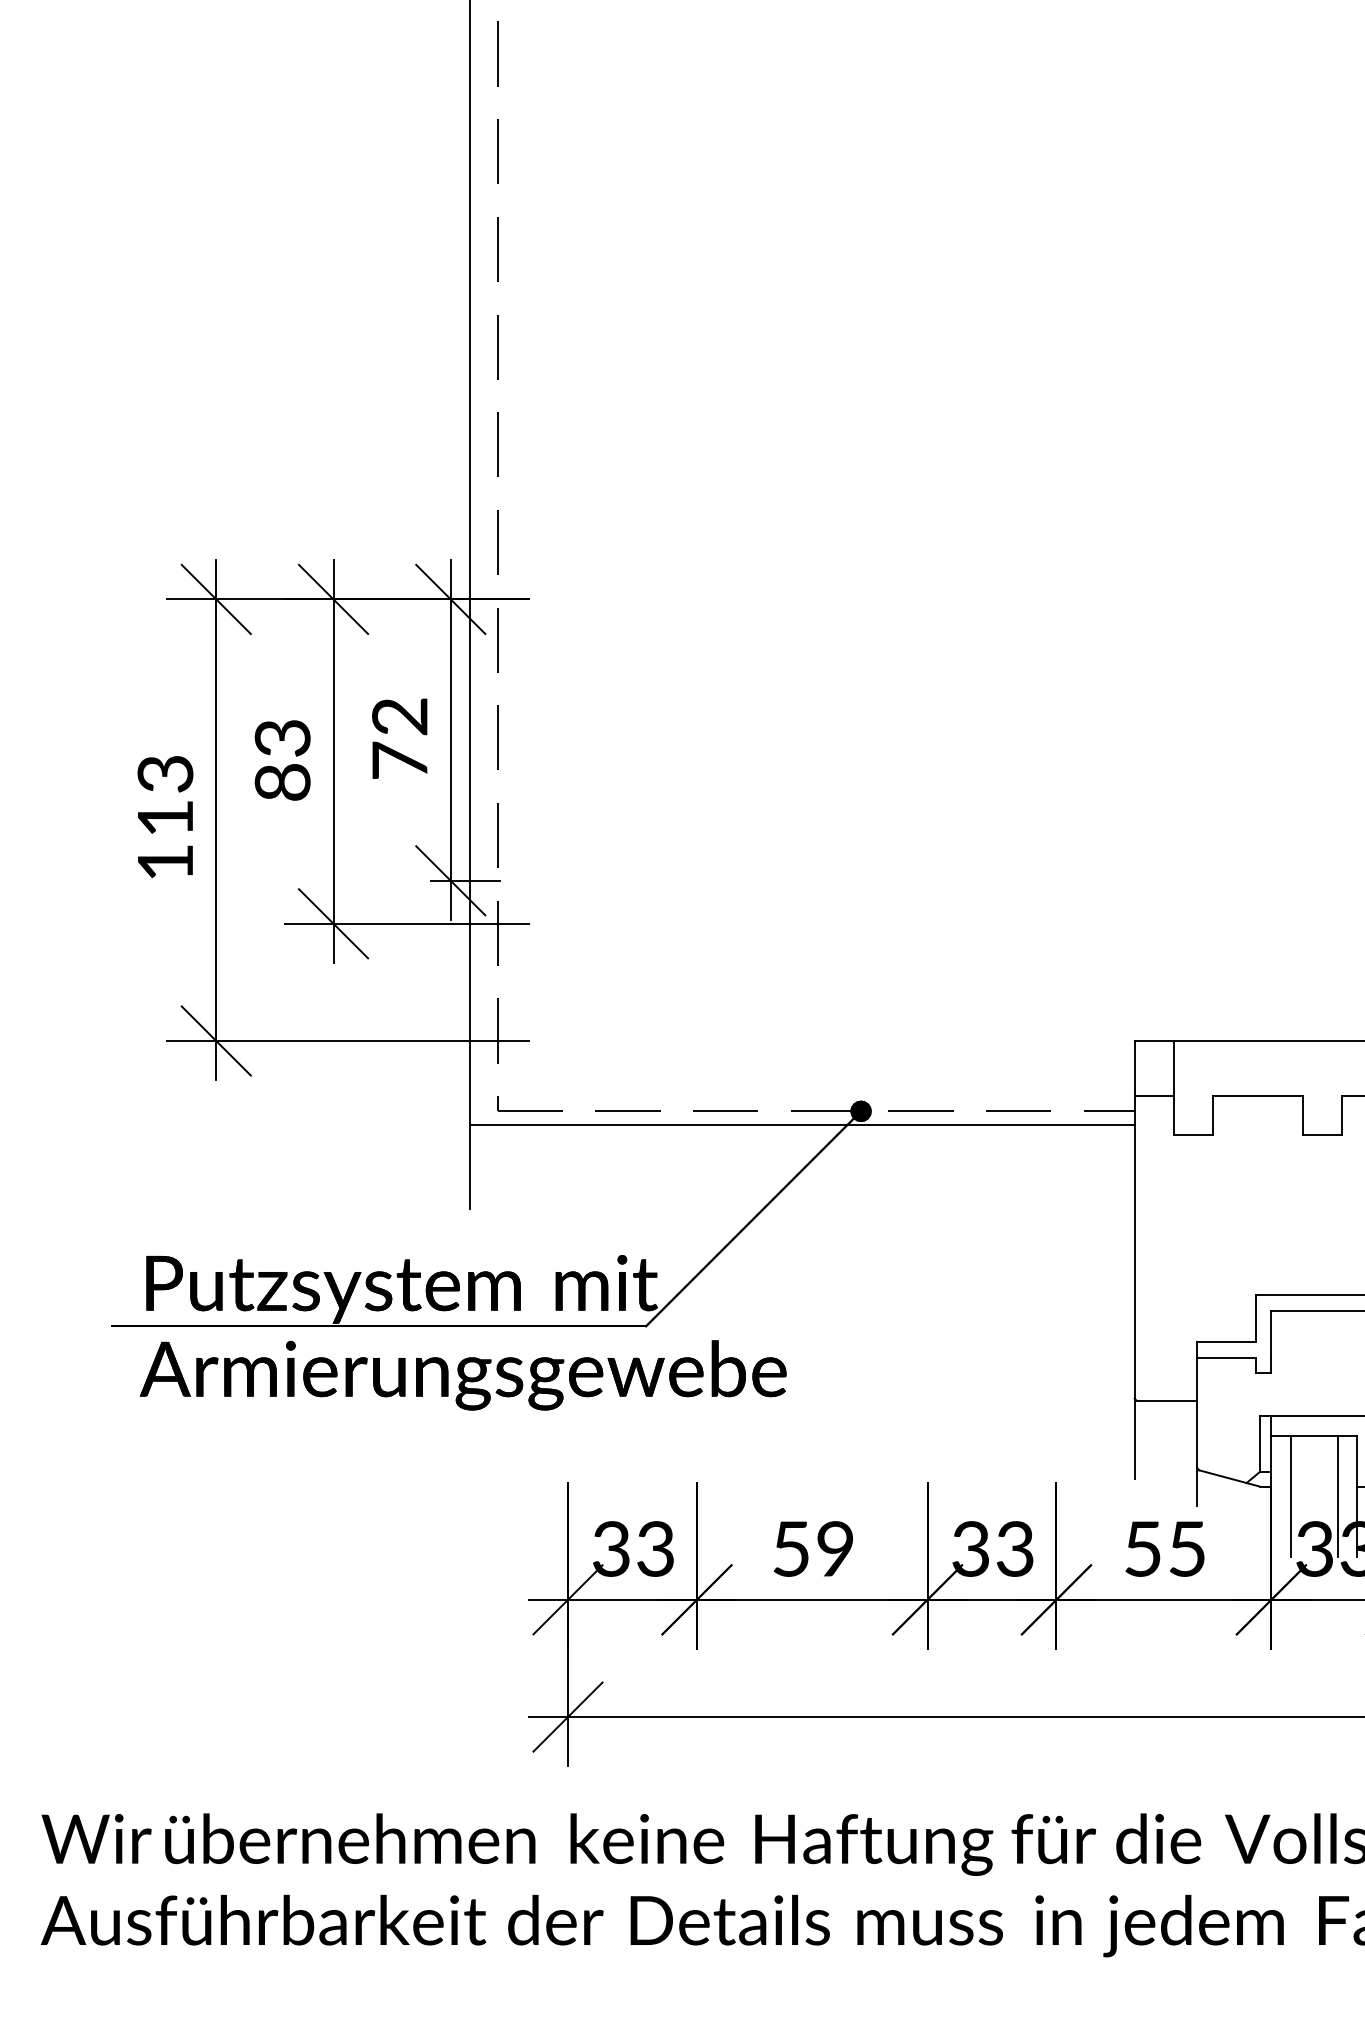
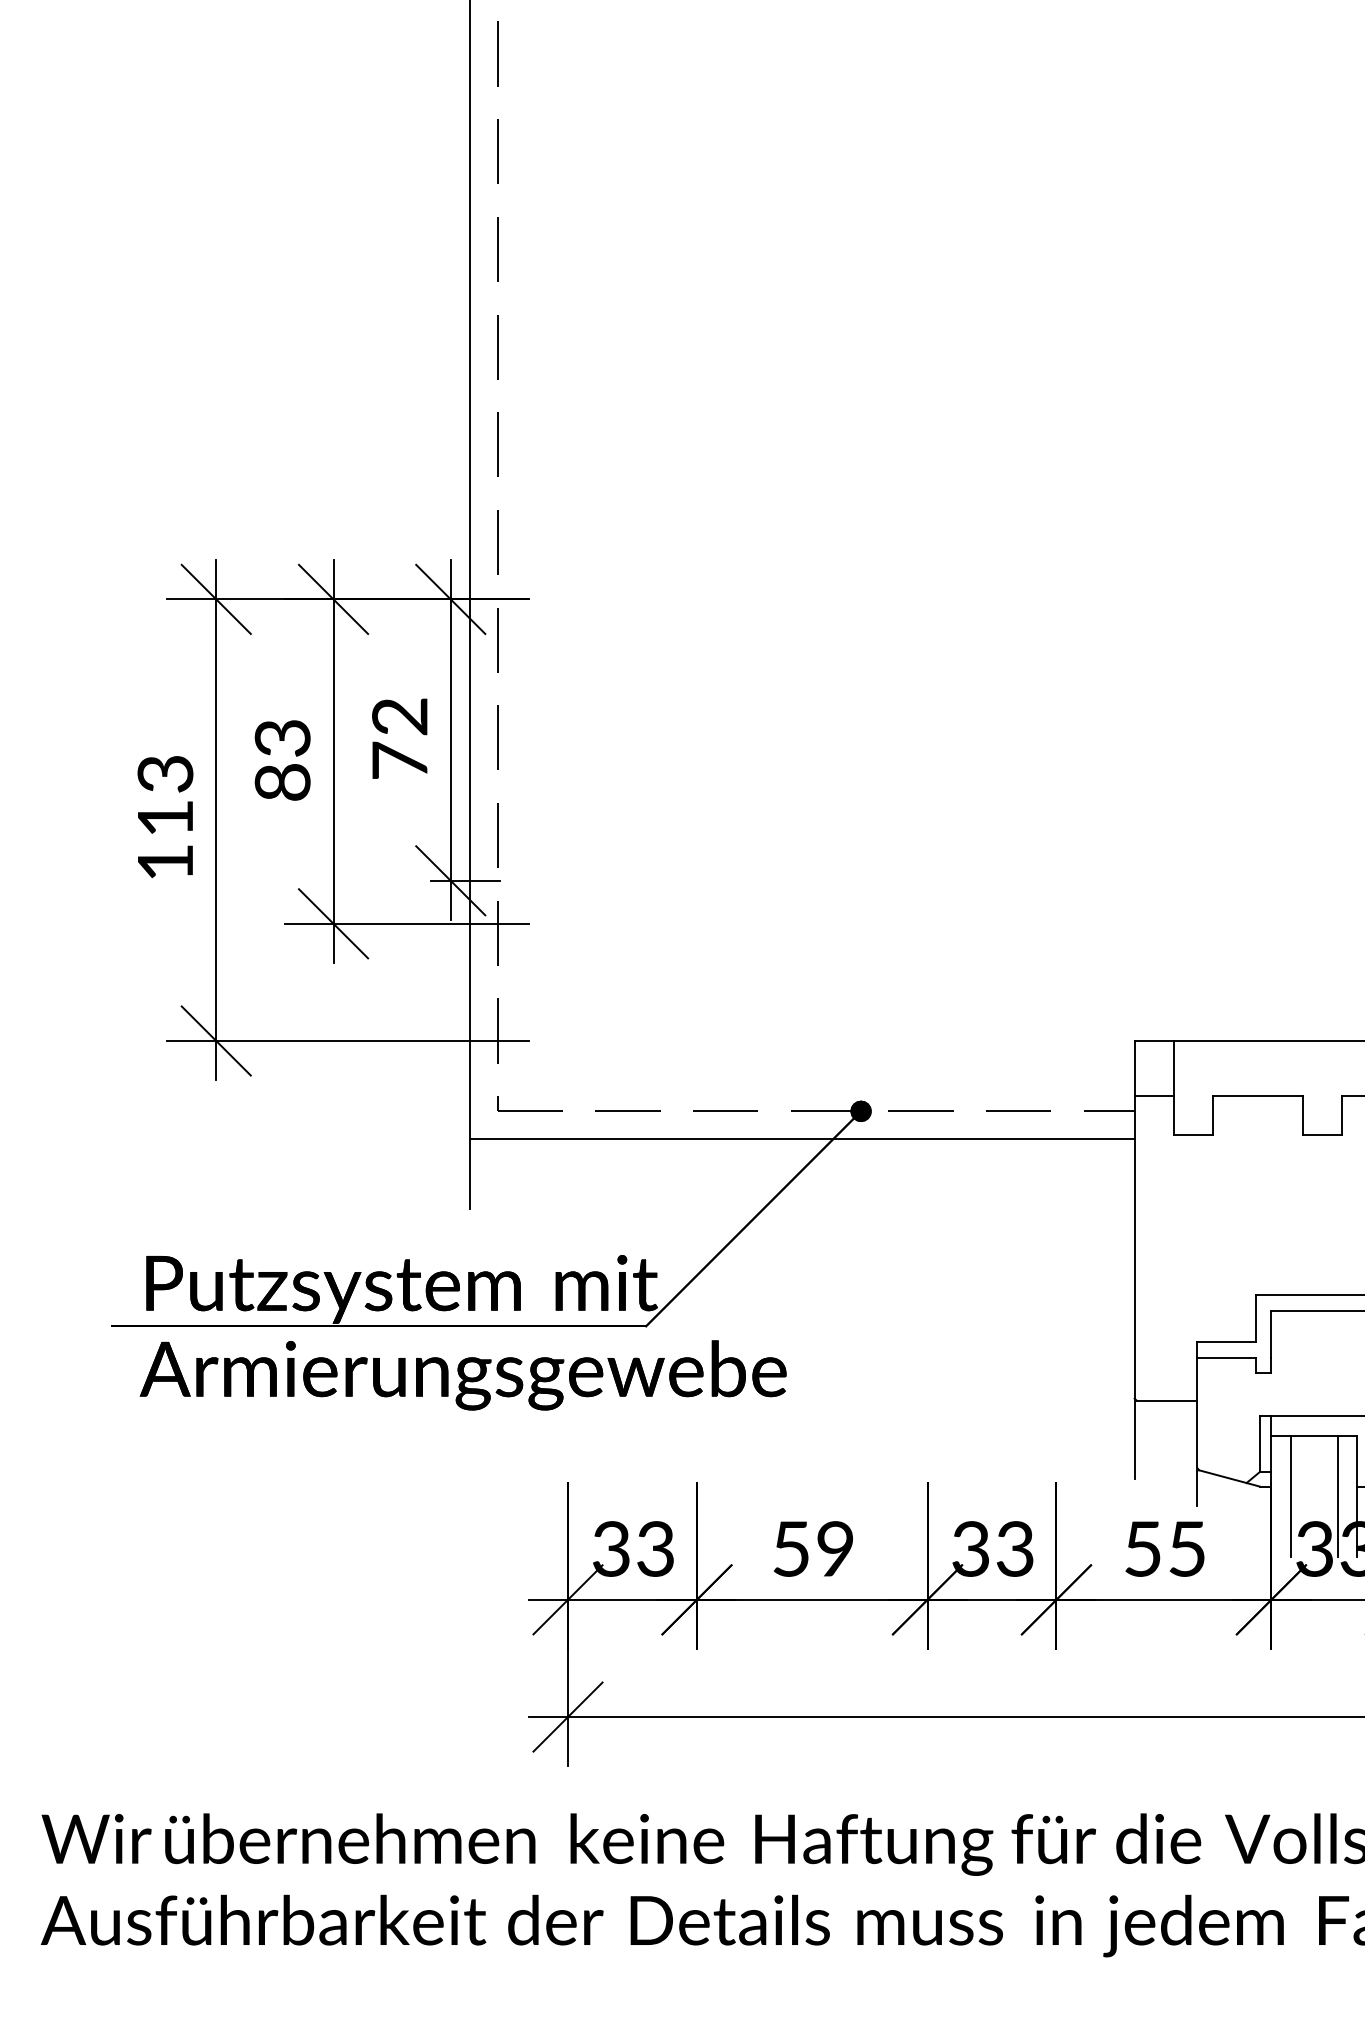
line position: (802, 1124) -> (802, 1138) (802, 1138)
